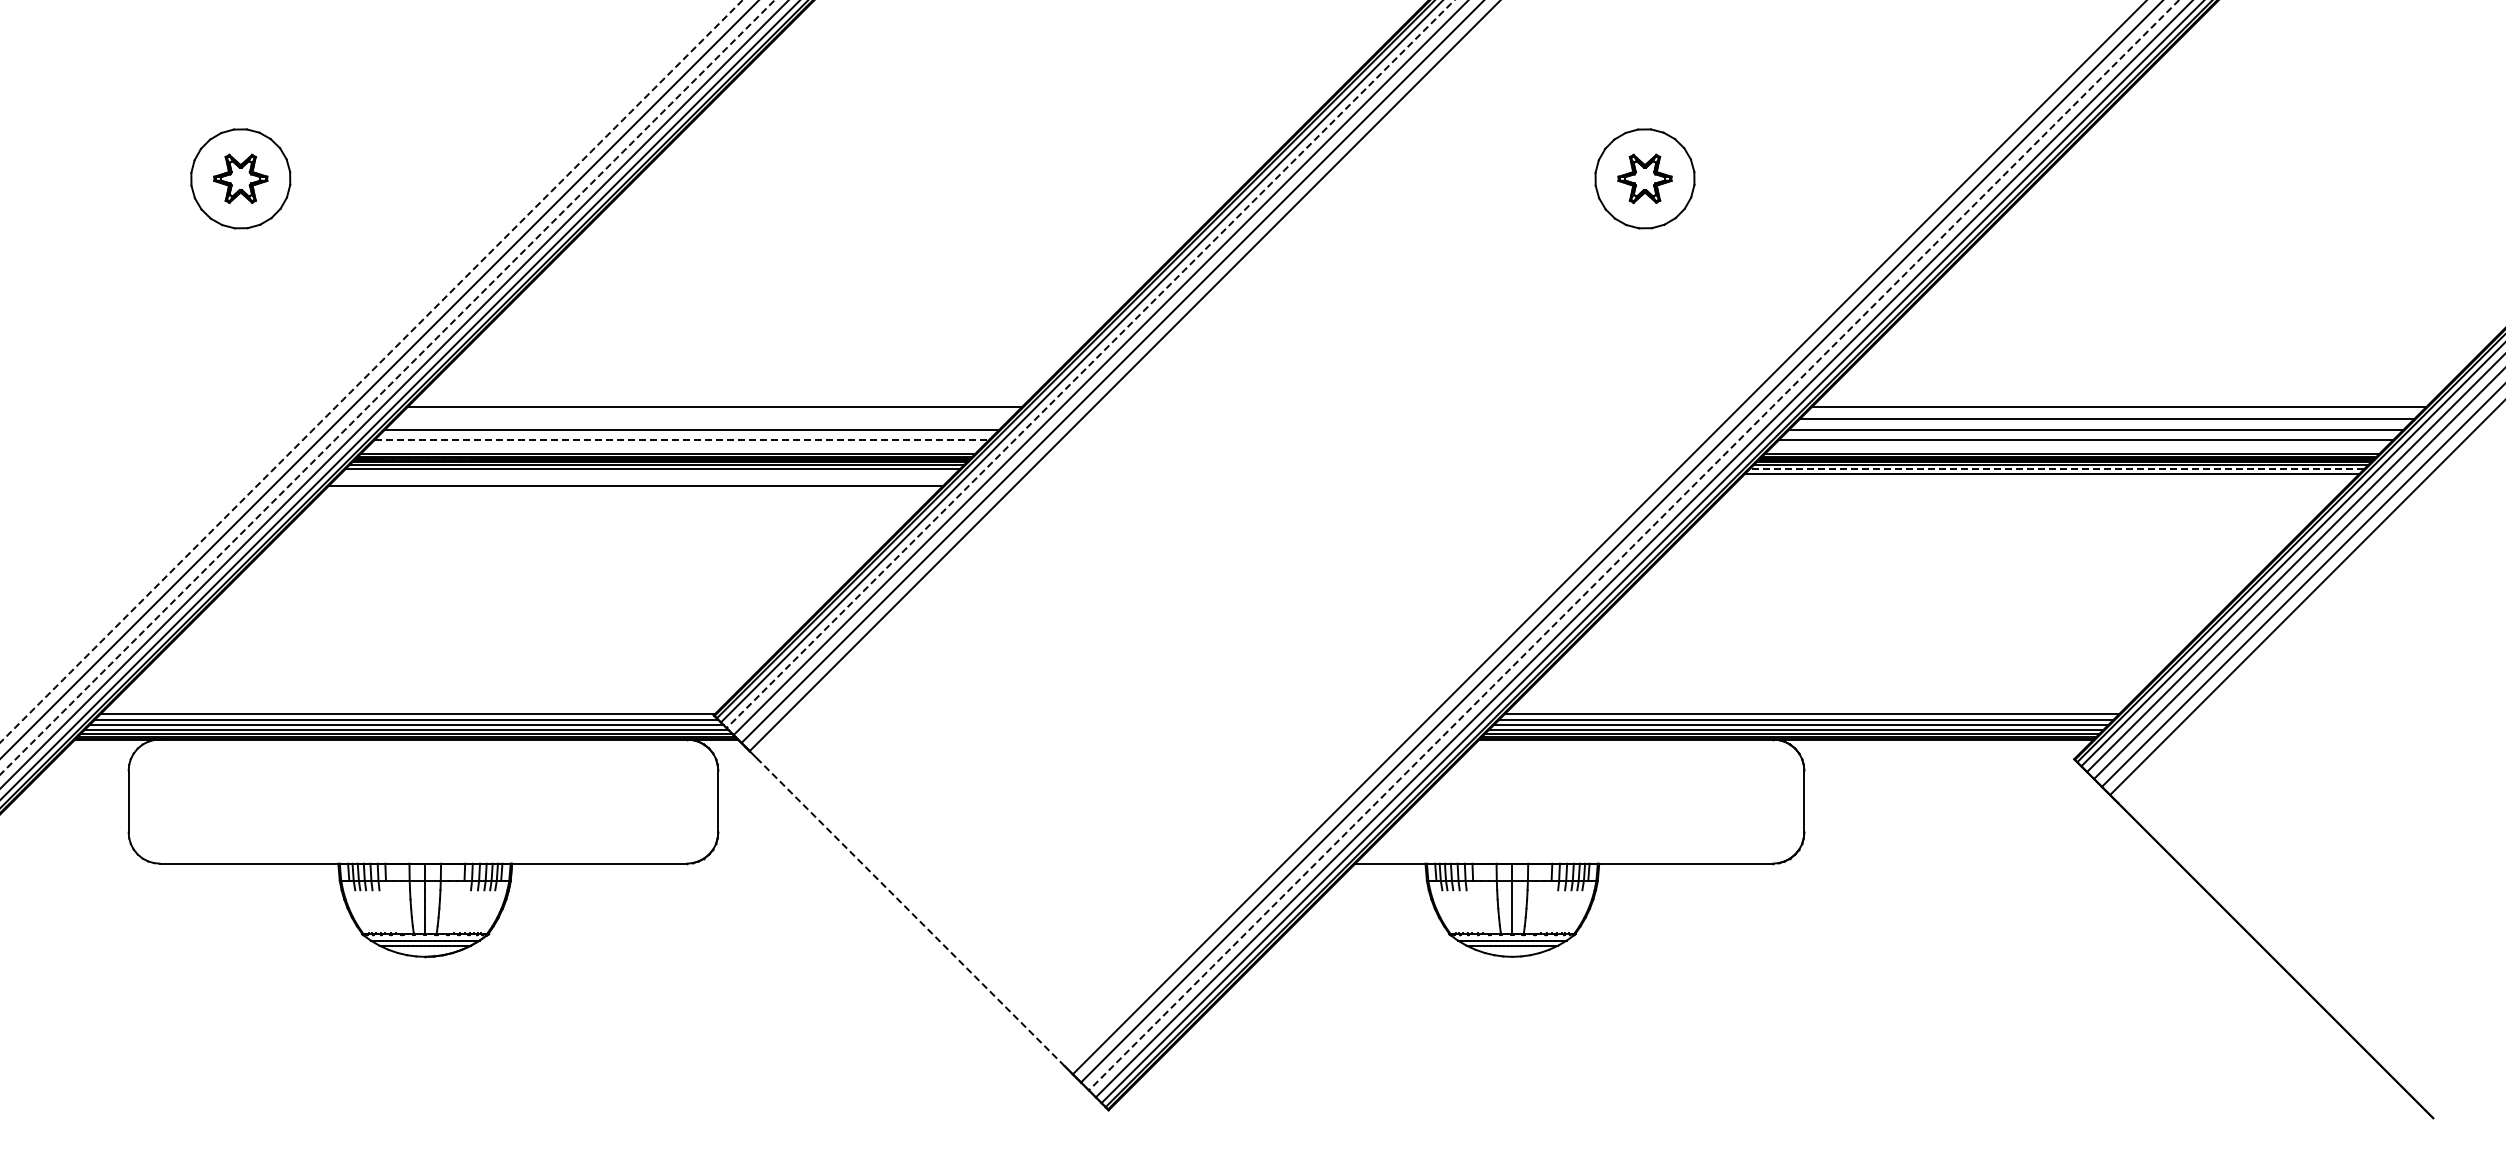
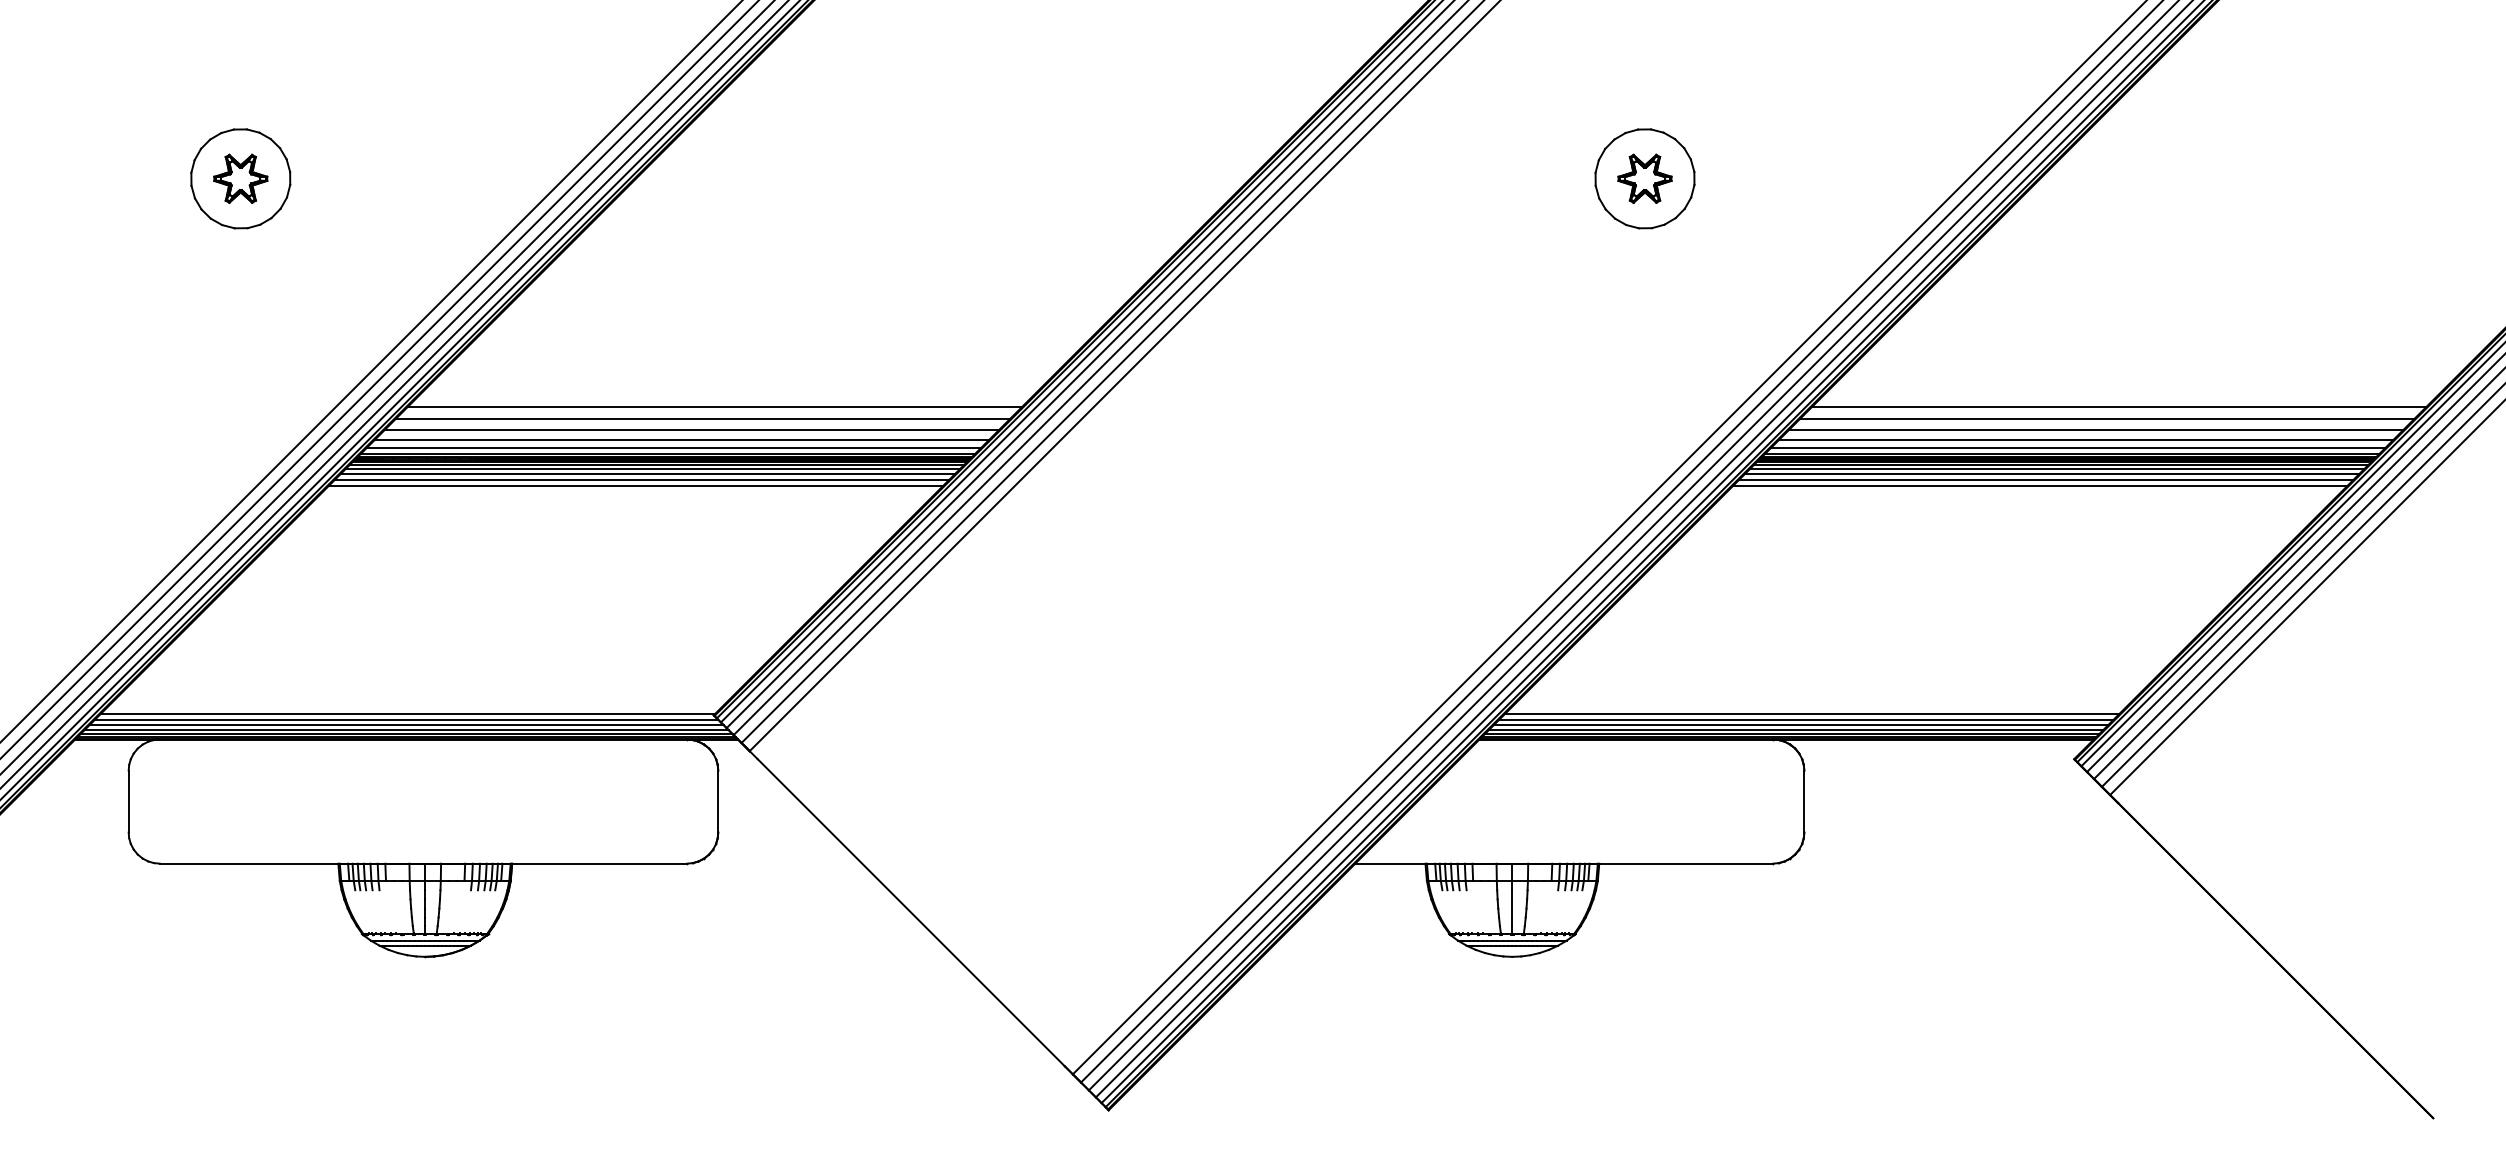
line: dashed -> solid (1090, 364)
line: dashed -> solid (371, 371)
line: dashed -> solid (387, 387)
line: none -> present (702, 418)
line: dashed -> solid (682, 439)
line: none -> present (673, 447)
line: none -> present (2078, 447)
line: dashed -> solid (2056, 469)
line: none -> present (647, 474)
line: none -> present (641, 479)
line: none -> present (2046, 479)
line: none -> present (2040, 485)
line: dashed -> solid (1633, 545)
line: dashed -> solid (910, 912)
